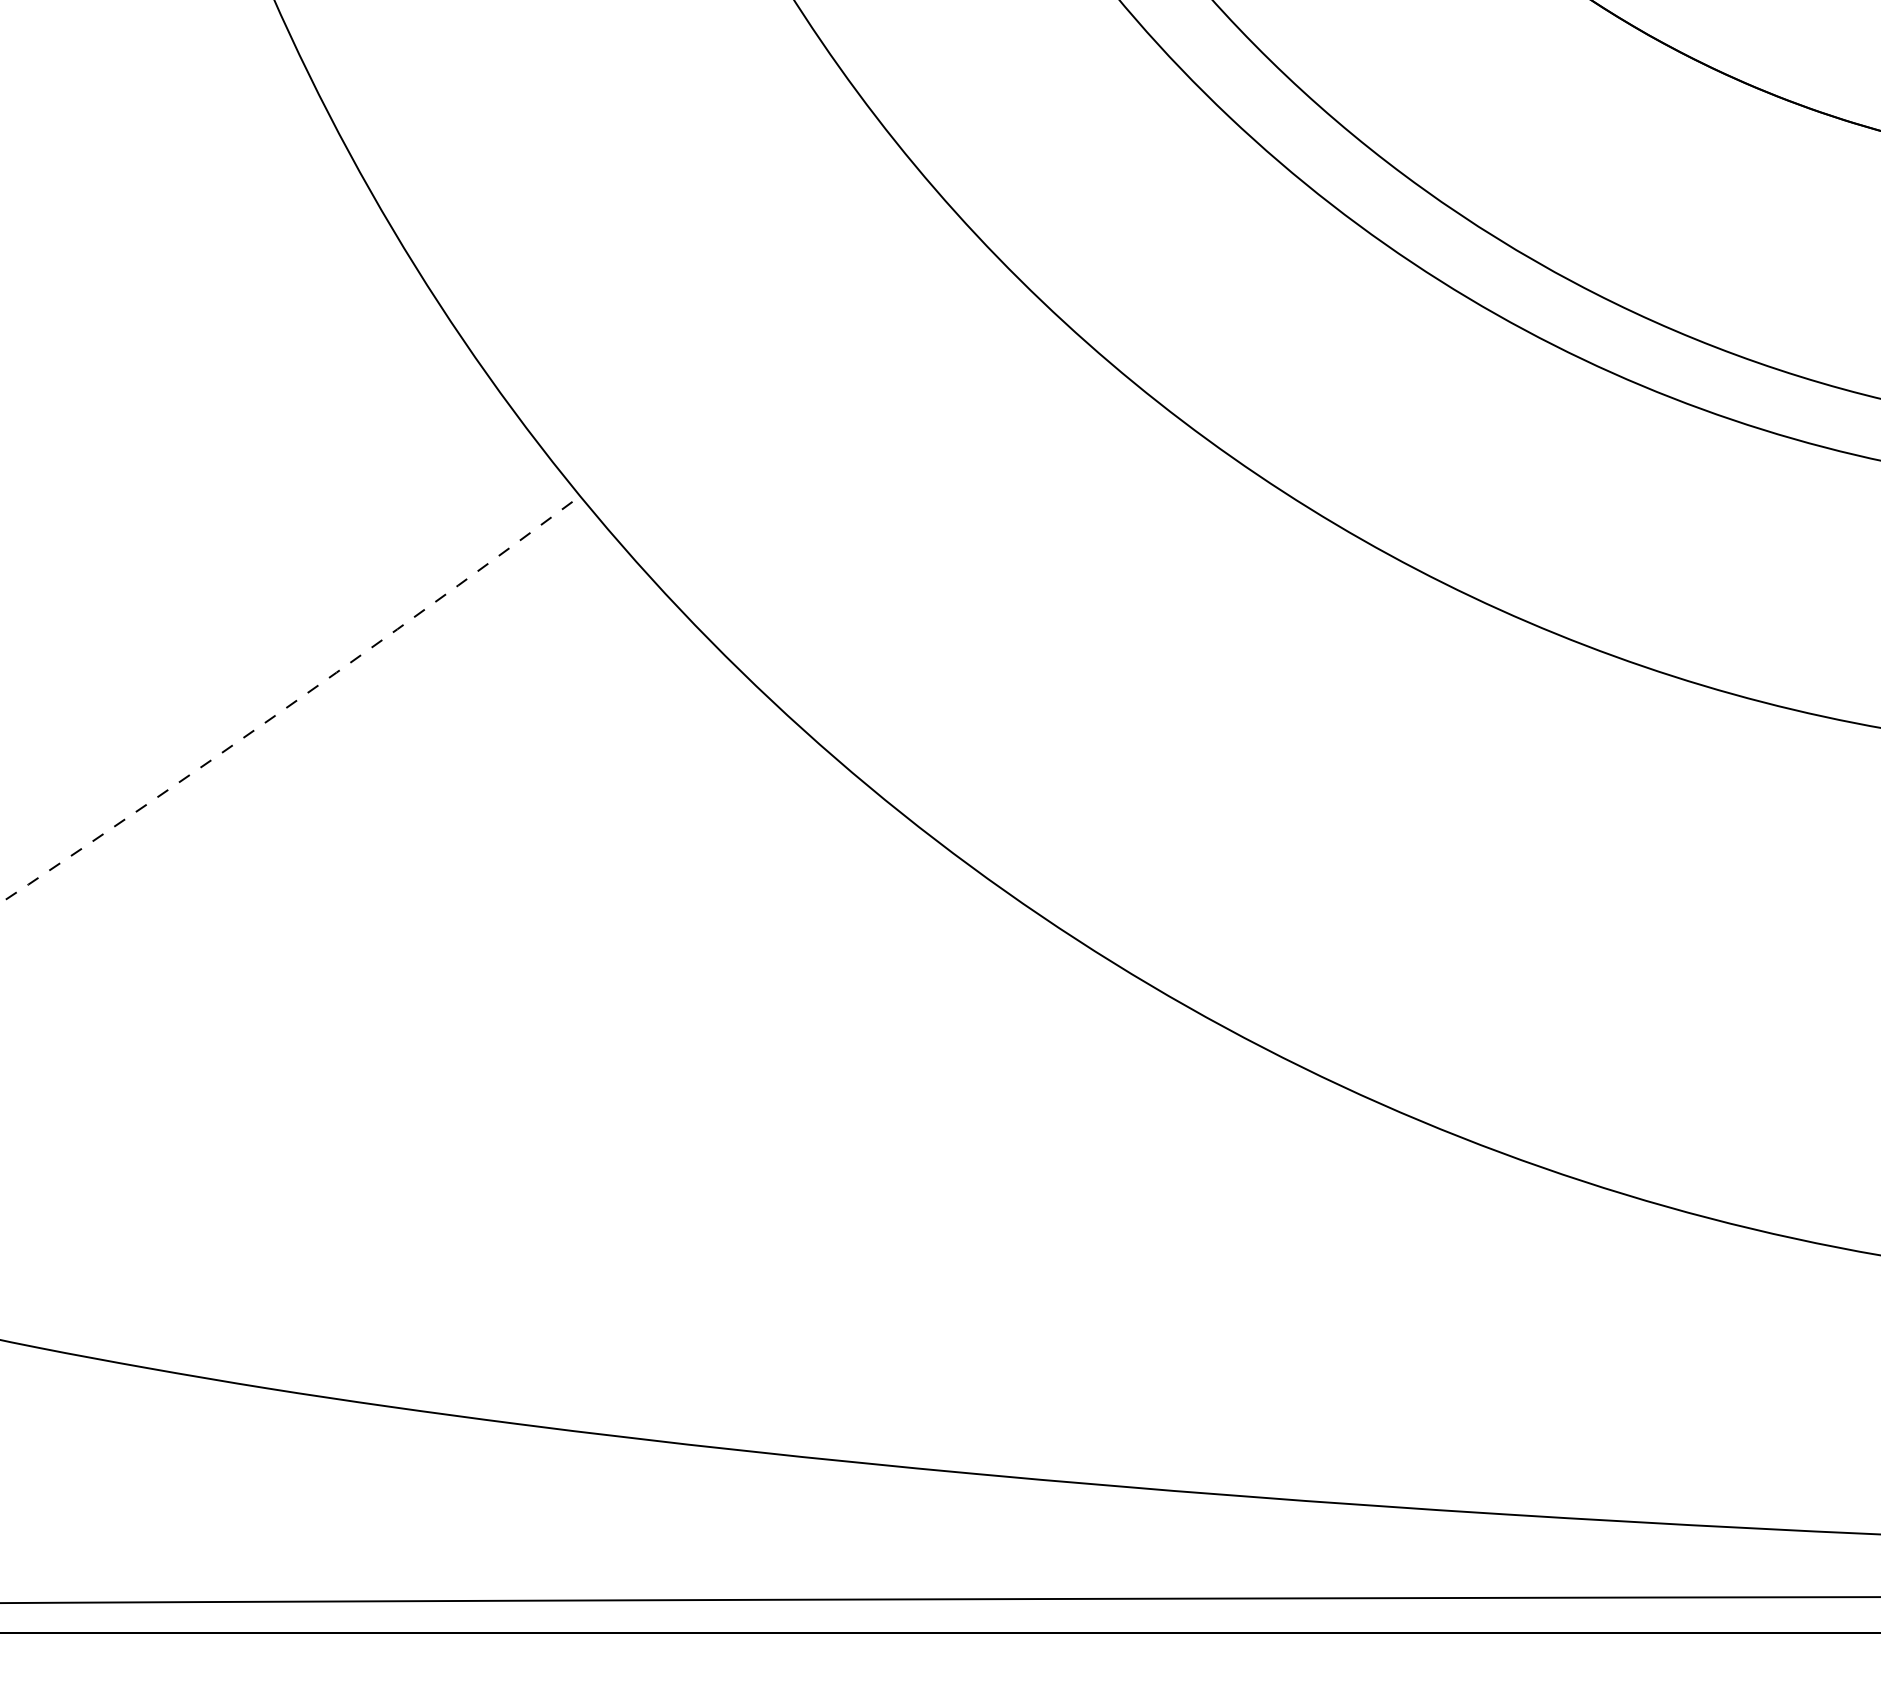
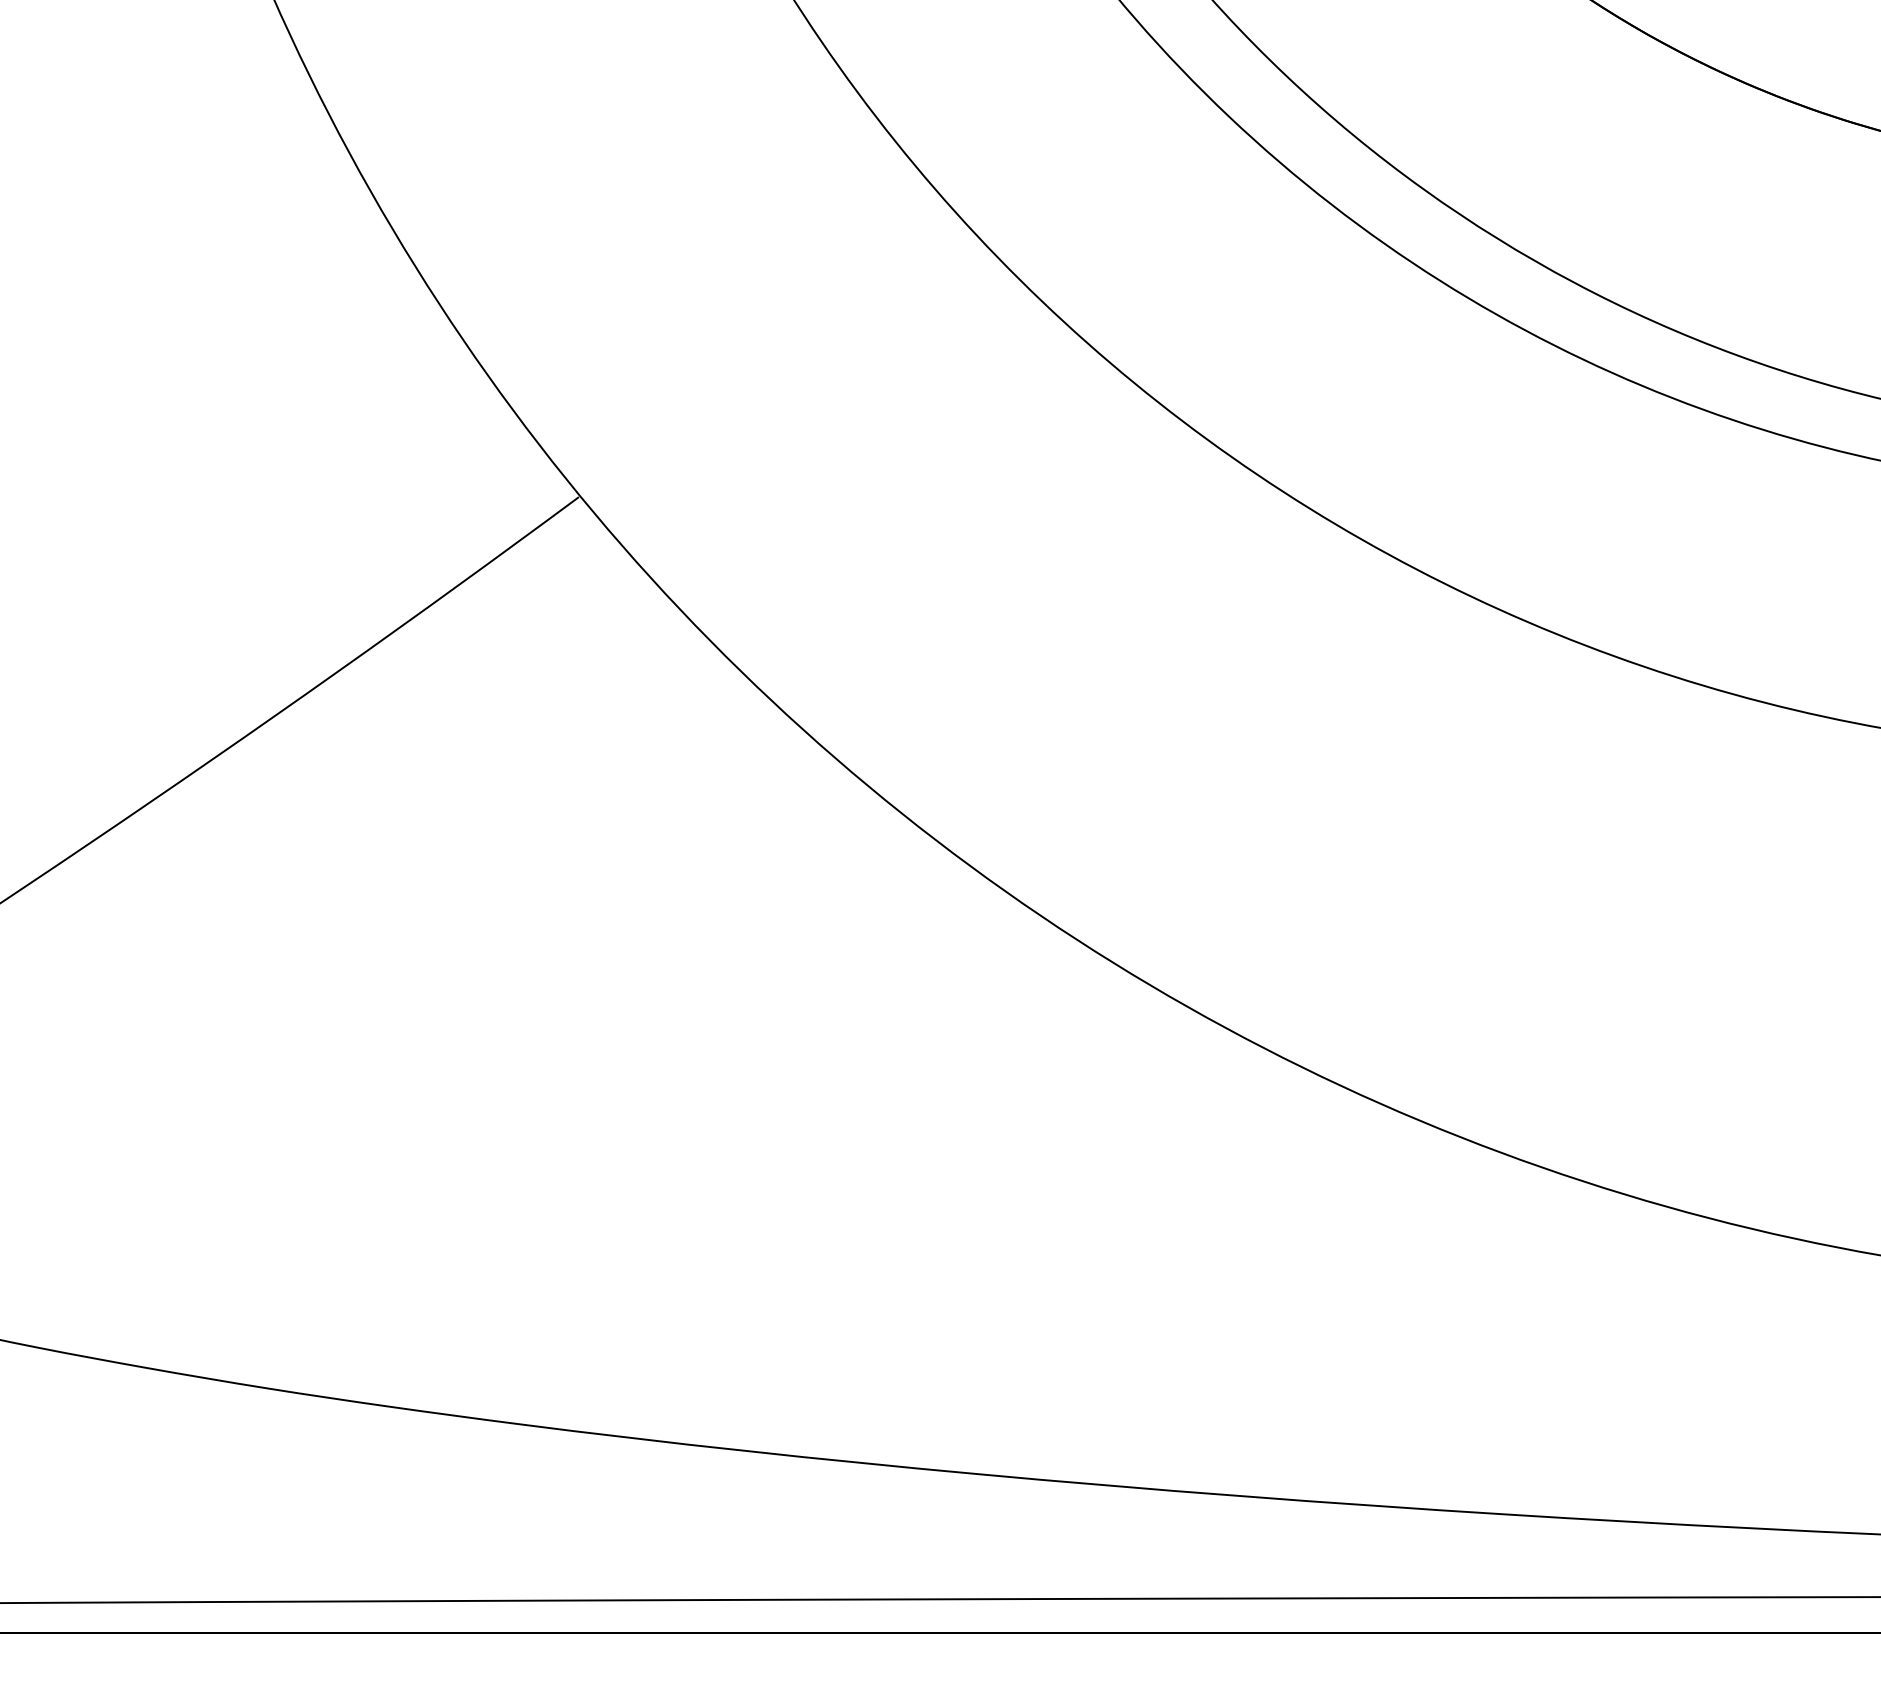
arc: dashed -> solid (291, 704)
